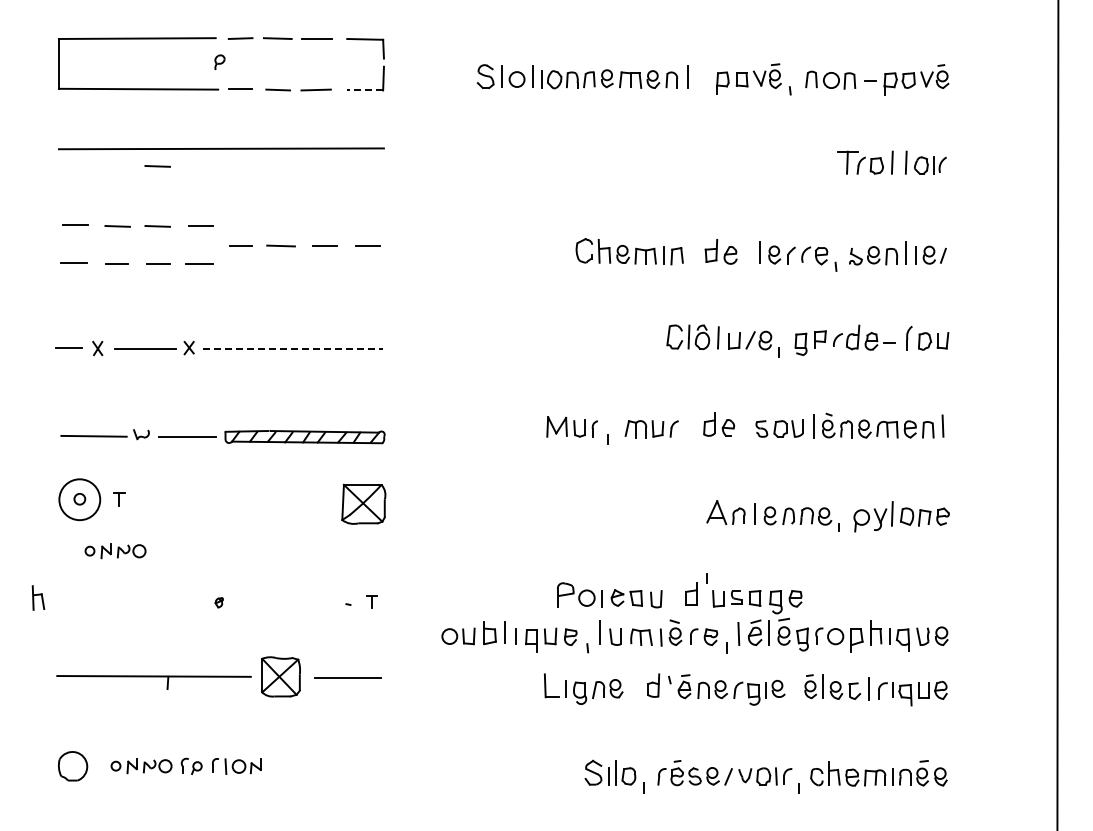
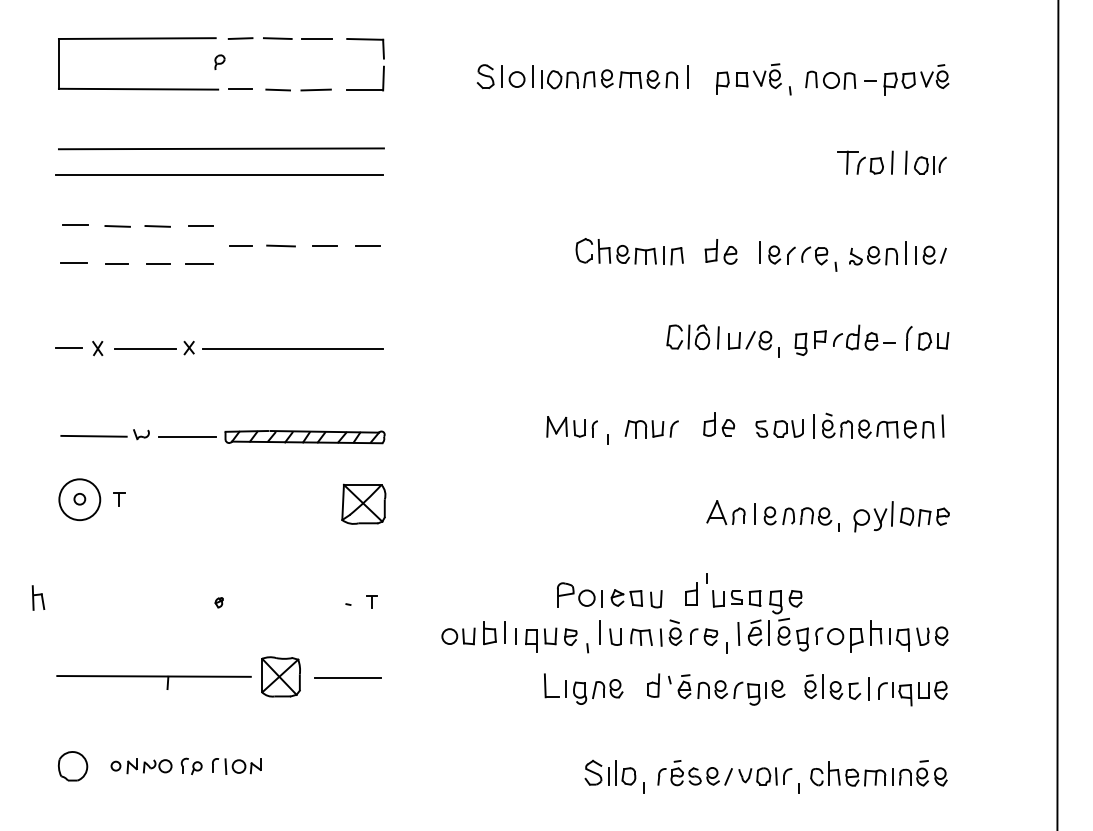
line: dashed -> solid (365, 90)
line: present -> none (157, 166)
line: none -> present (219, 174)
line: dashed -> solid (293, 348)
part: present -> none (115, 551)
